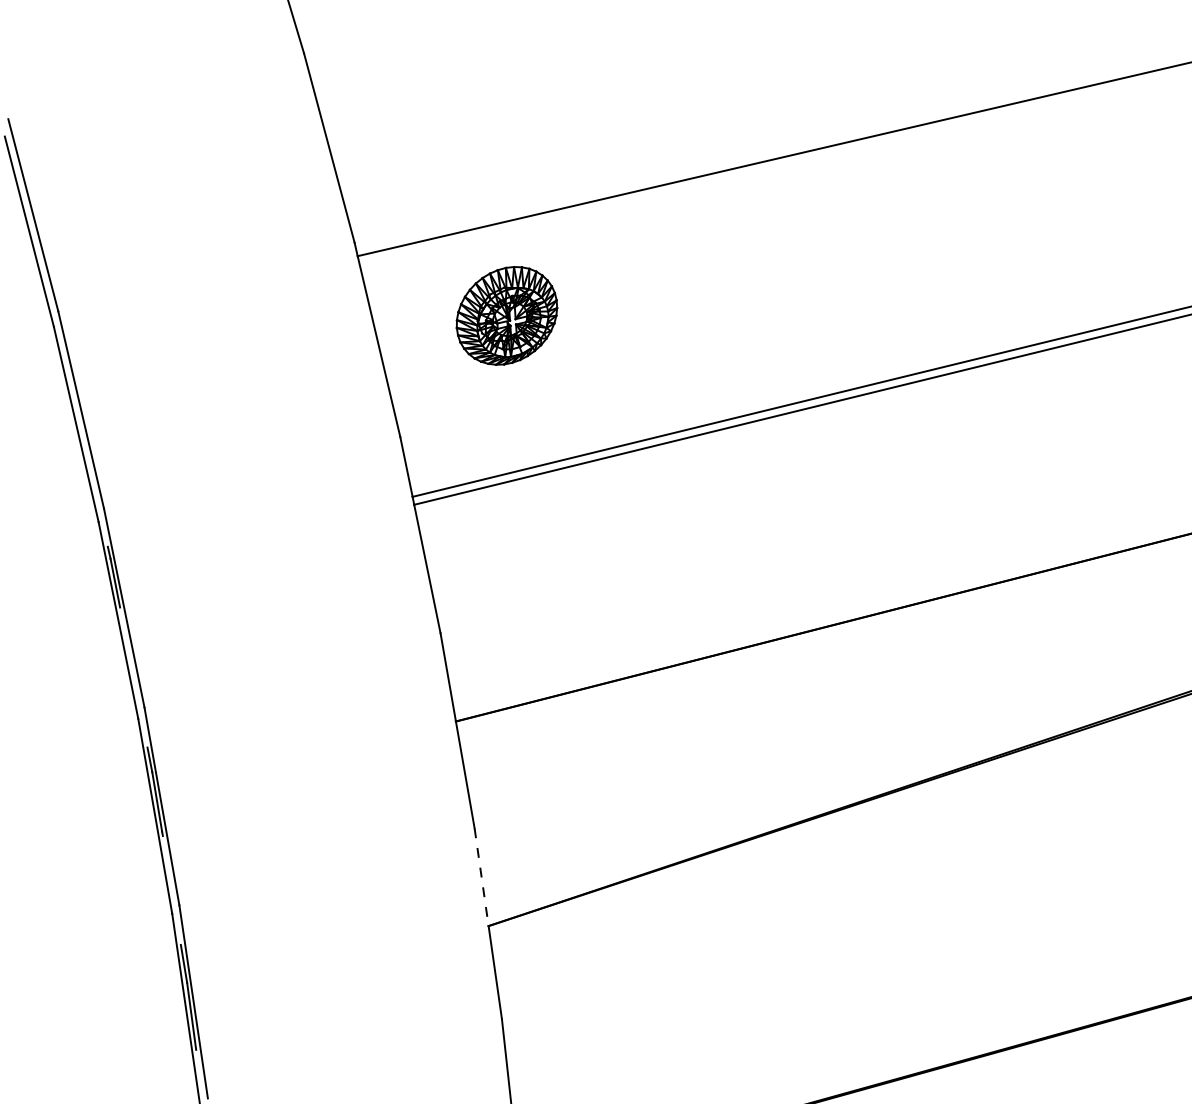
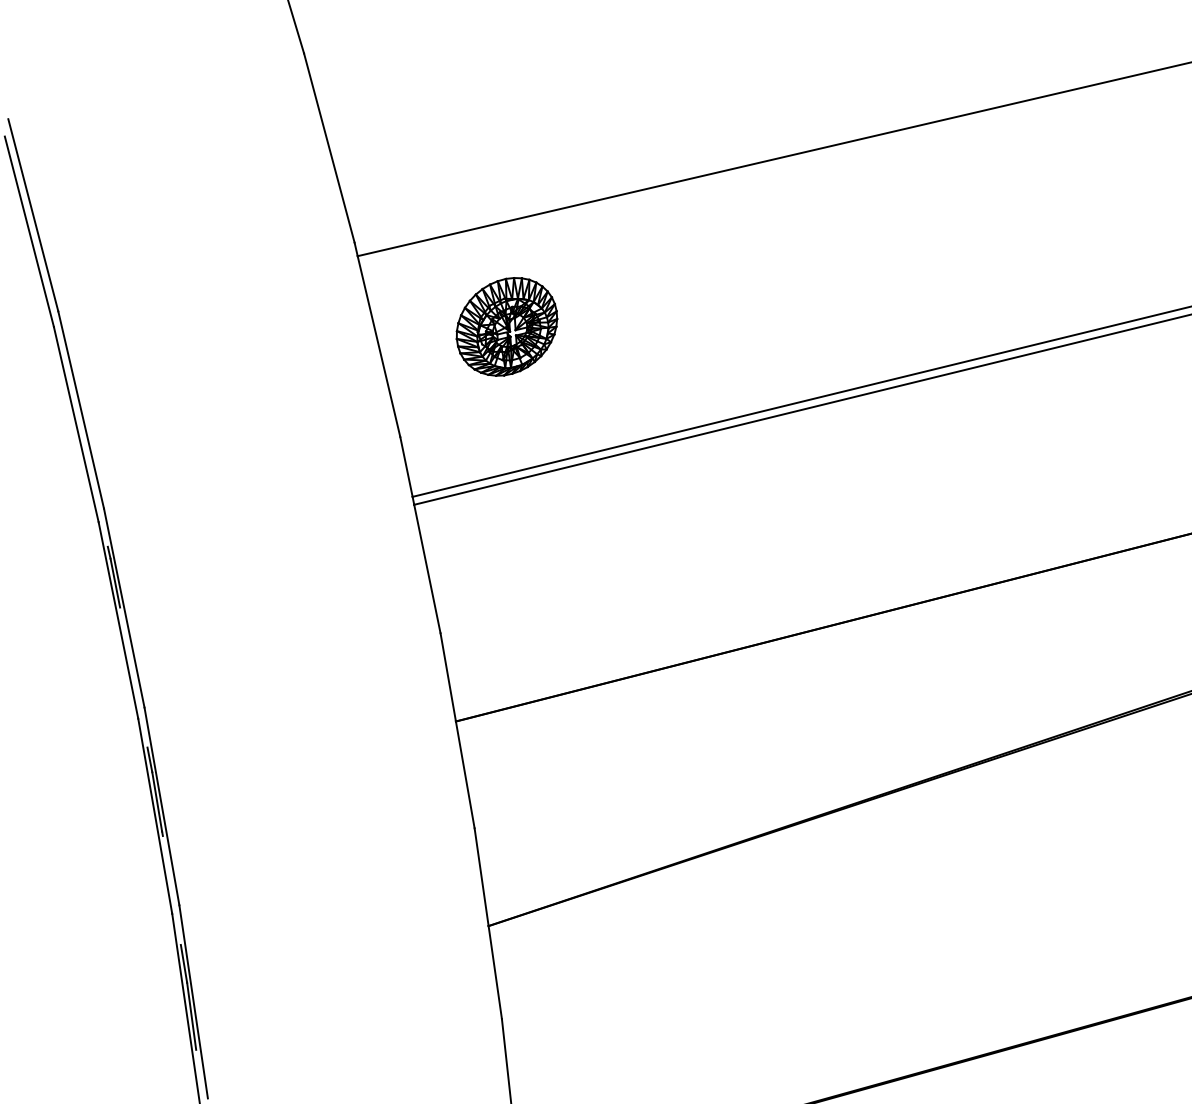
part position: (506, 315) -> (506, 326) (506, 326)
line: dashed -> solid (481, 877)
